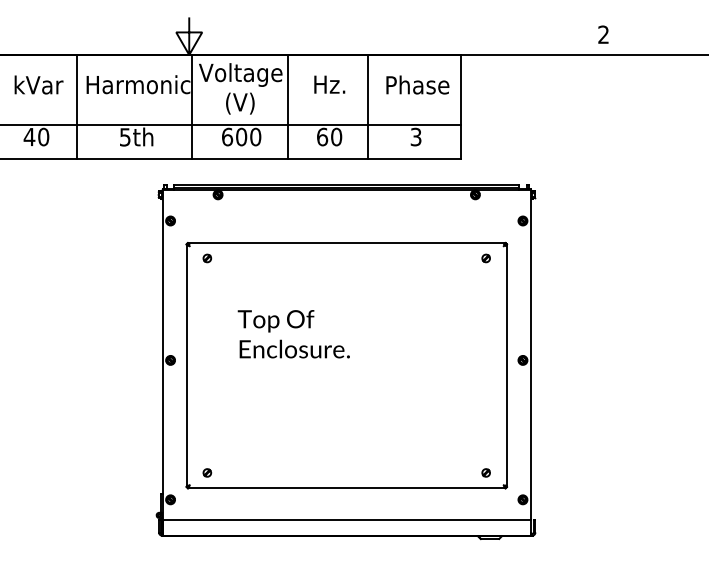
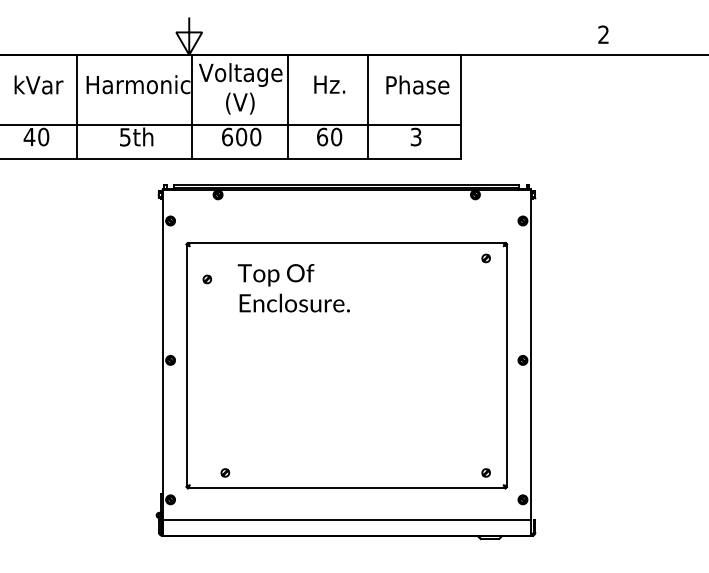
part position: (207, 258) -> (207, 279) (207, 279)
text position: (293, 334) -> (293, 288) (293, 288)
part position: (207, 472) -> (225, 472) (225, 472)
